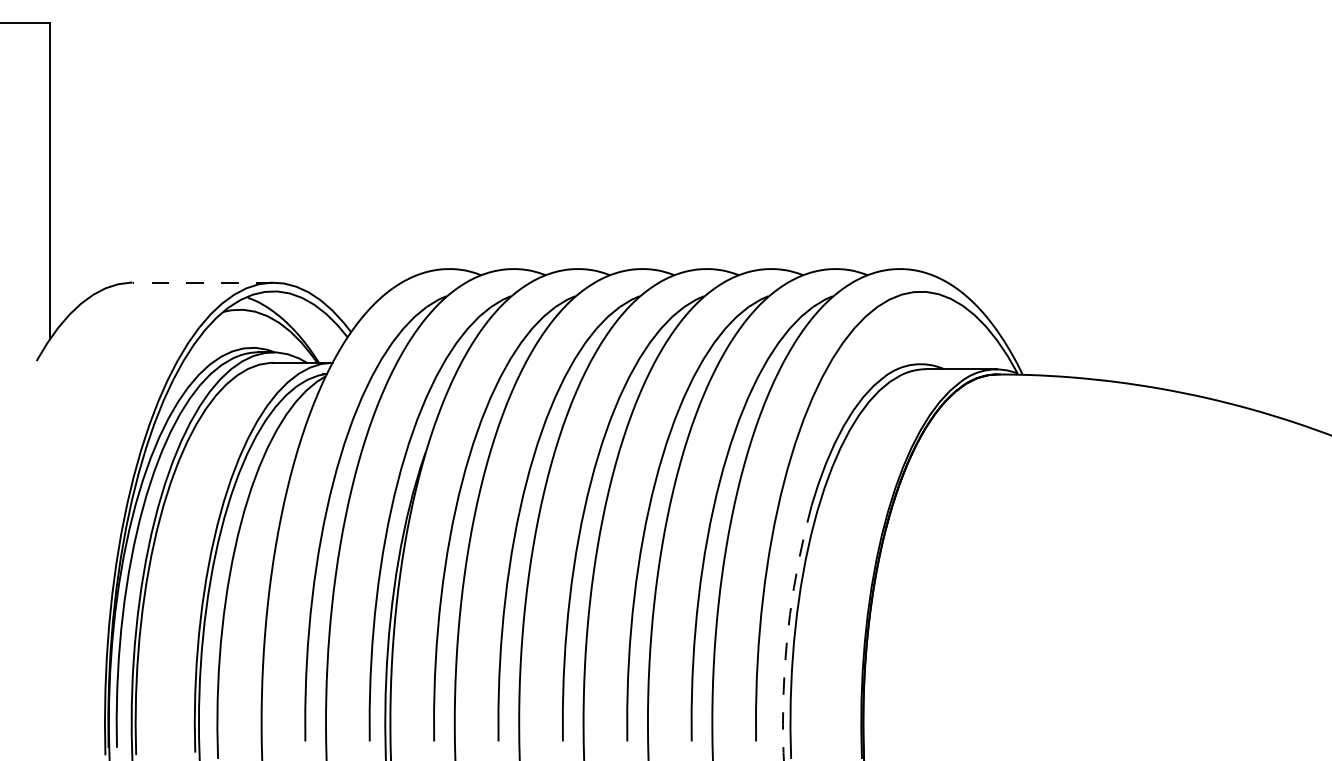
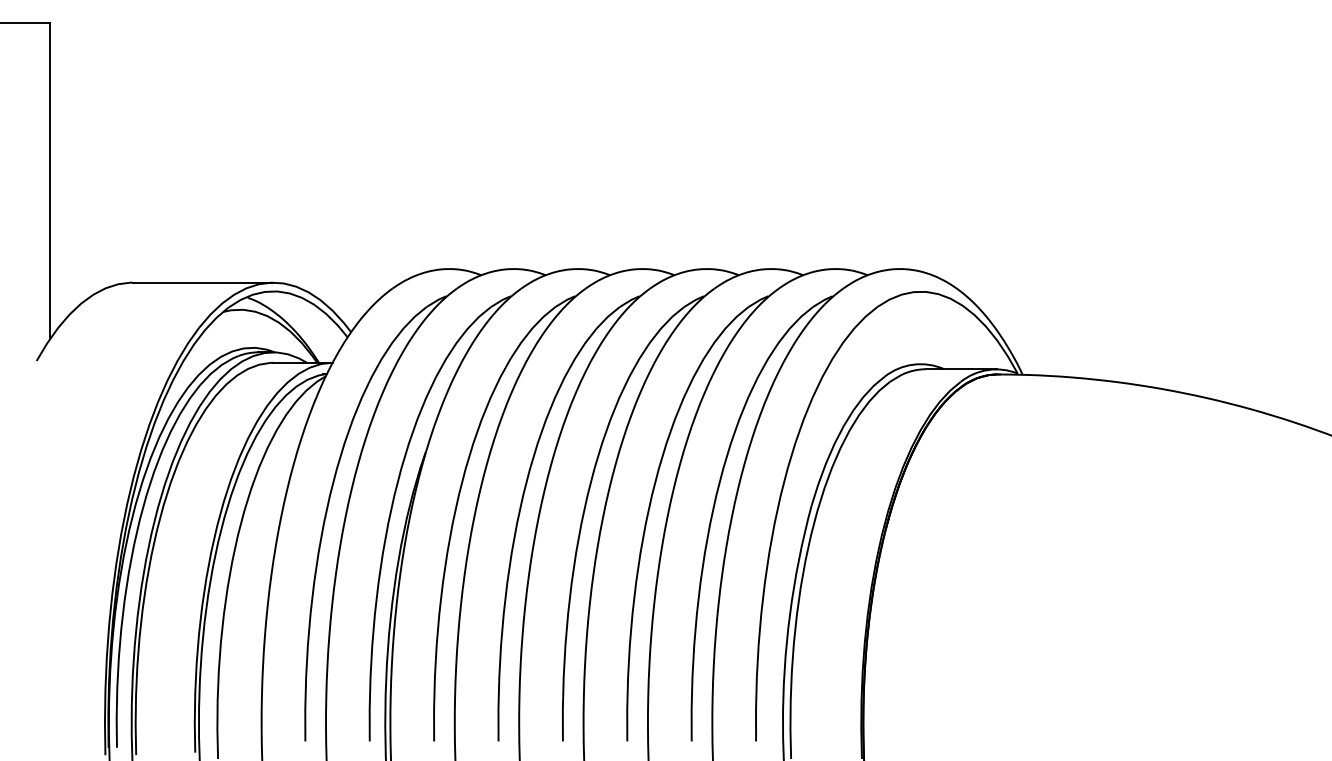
line: dashed -> solid (202, 282)
arc: dashed -> solid (787, 633)
